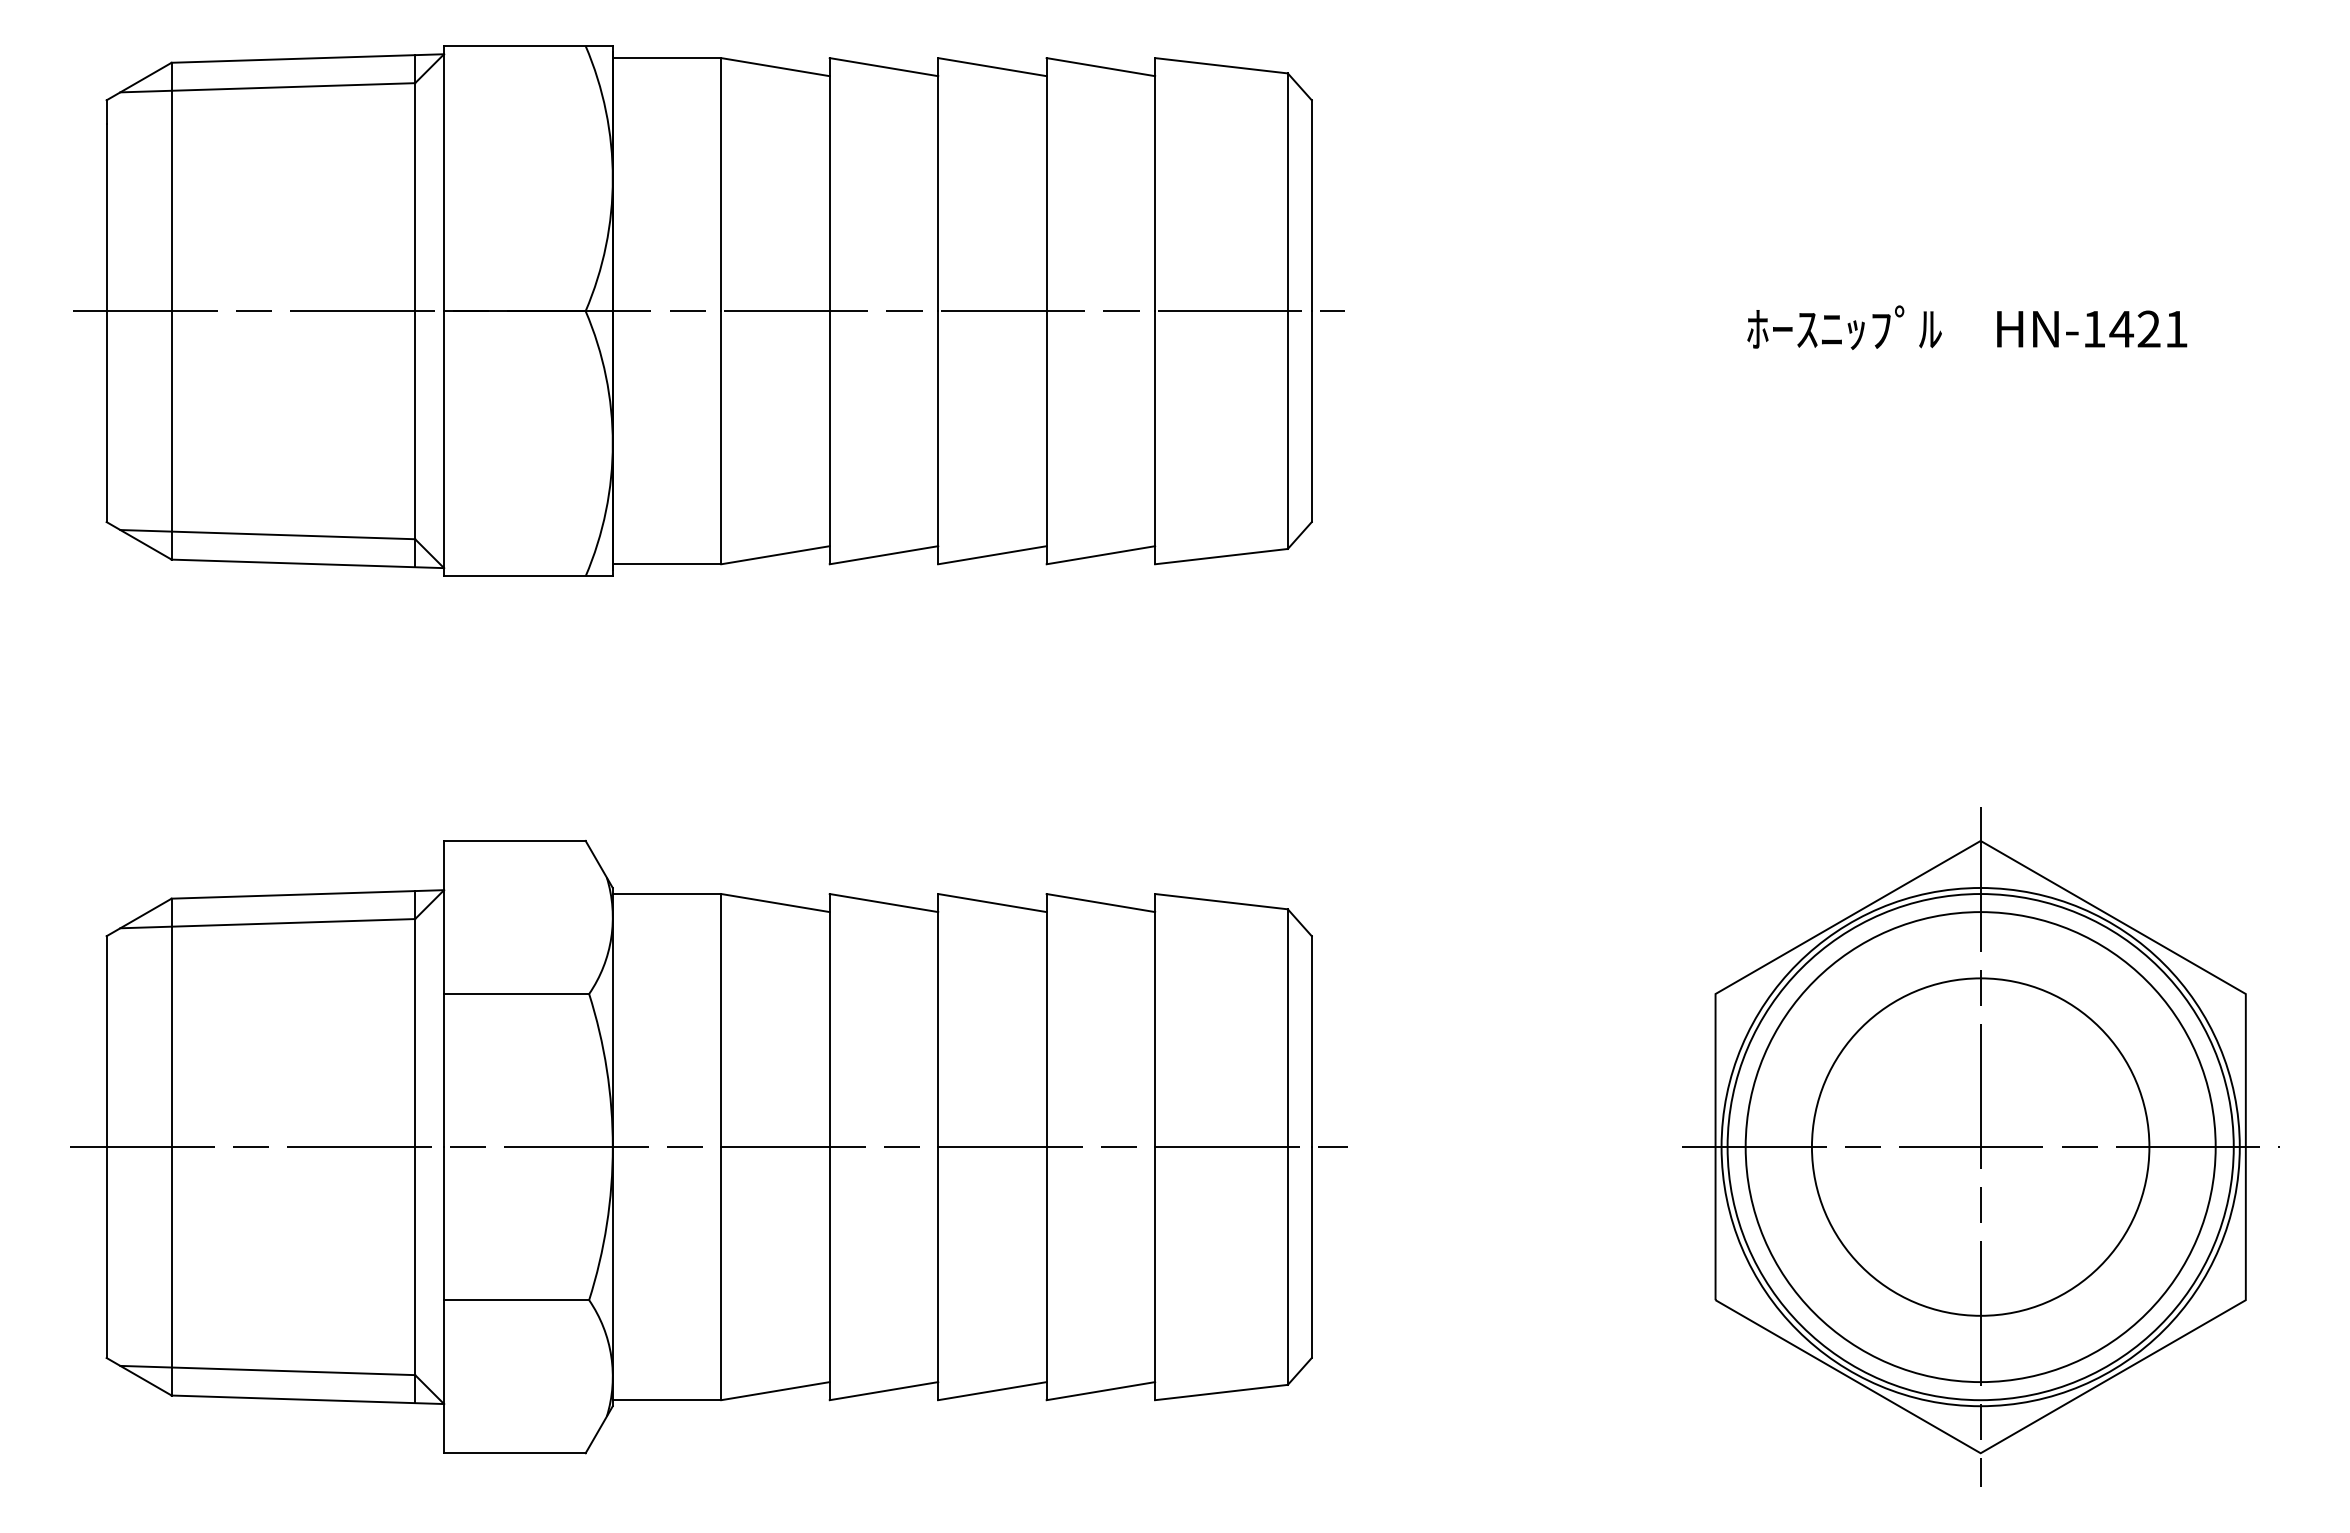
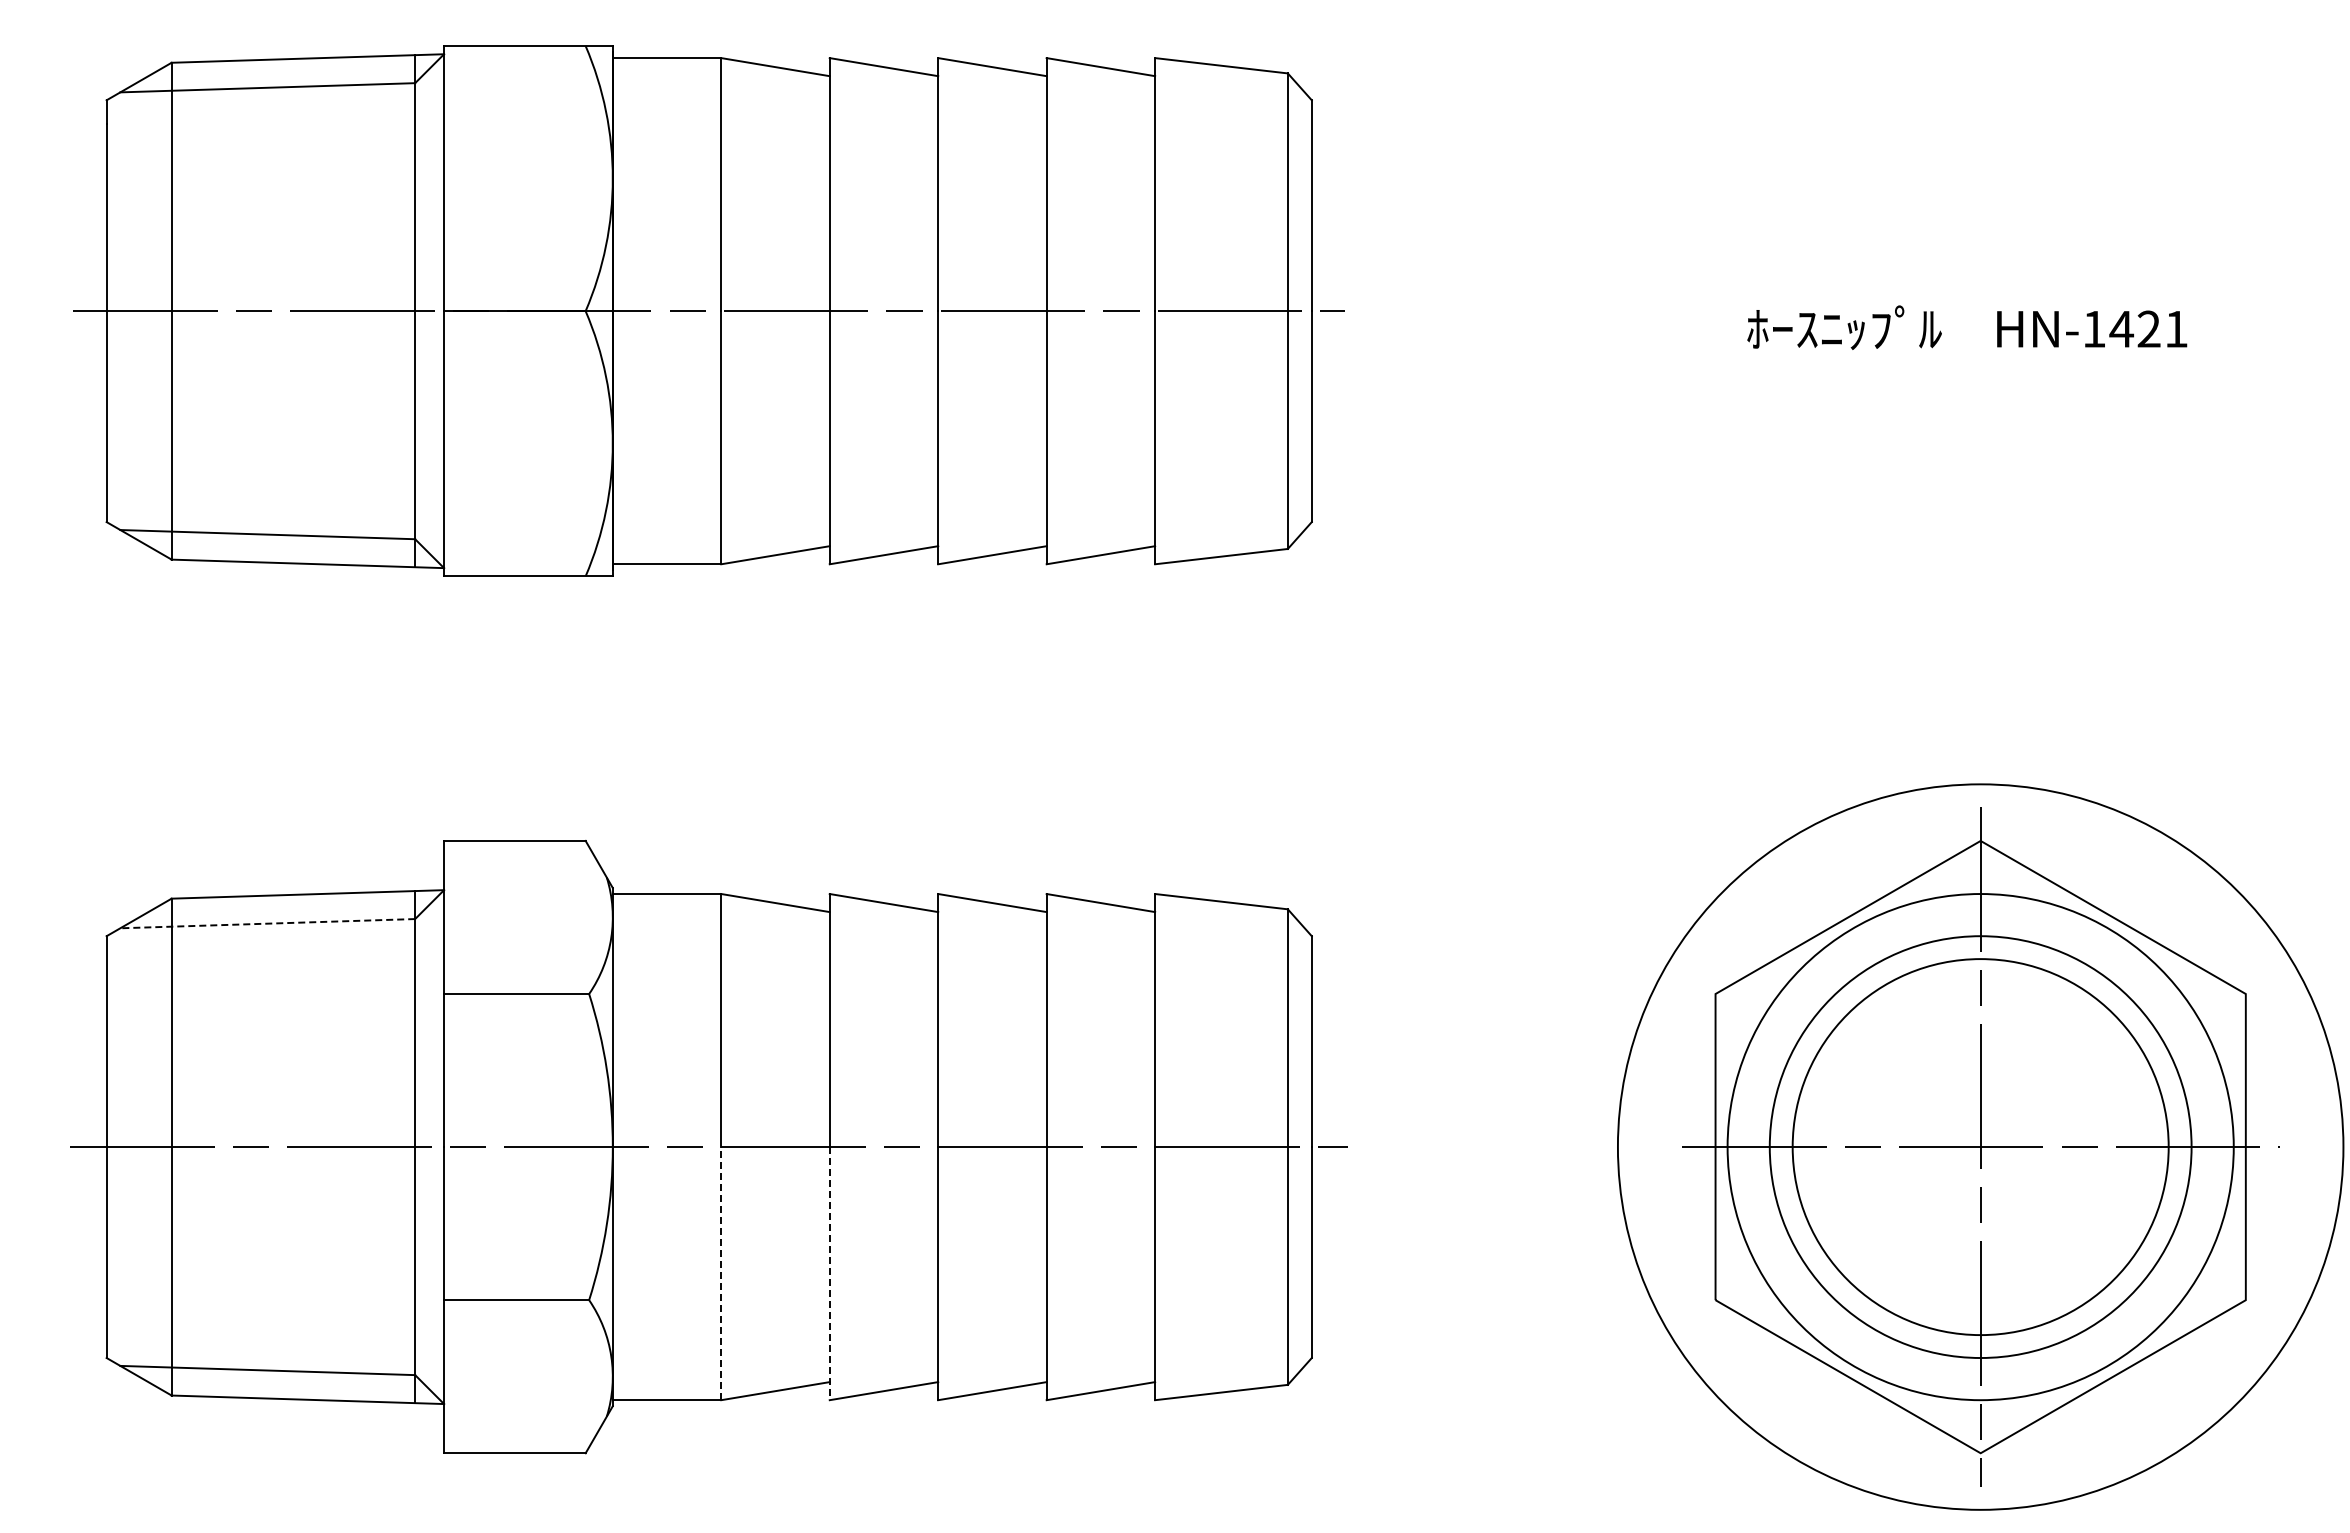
line: solid -> dashed (267, 923)
circle diameter: 337 px -> 422 px (1980, 1147)
circle diameter: 518 px -> 726 px (1980, 1146)
circle diameter: 470 px -> 376 px (1980, 1147)
line: solid -> dashed (721, 1273)
line: solid -> dashed (829, 1273)
